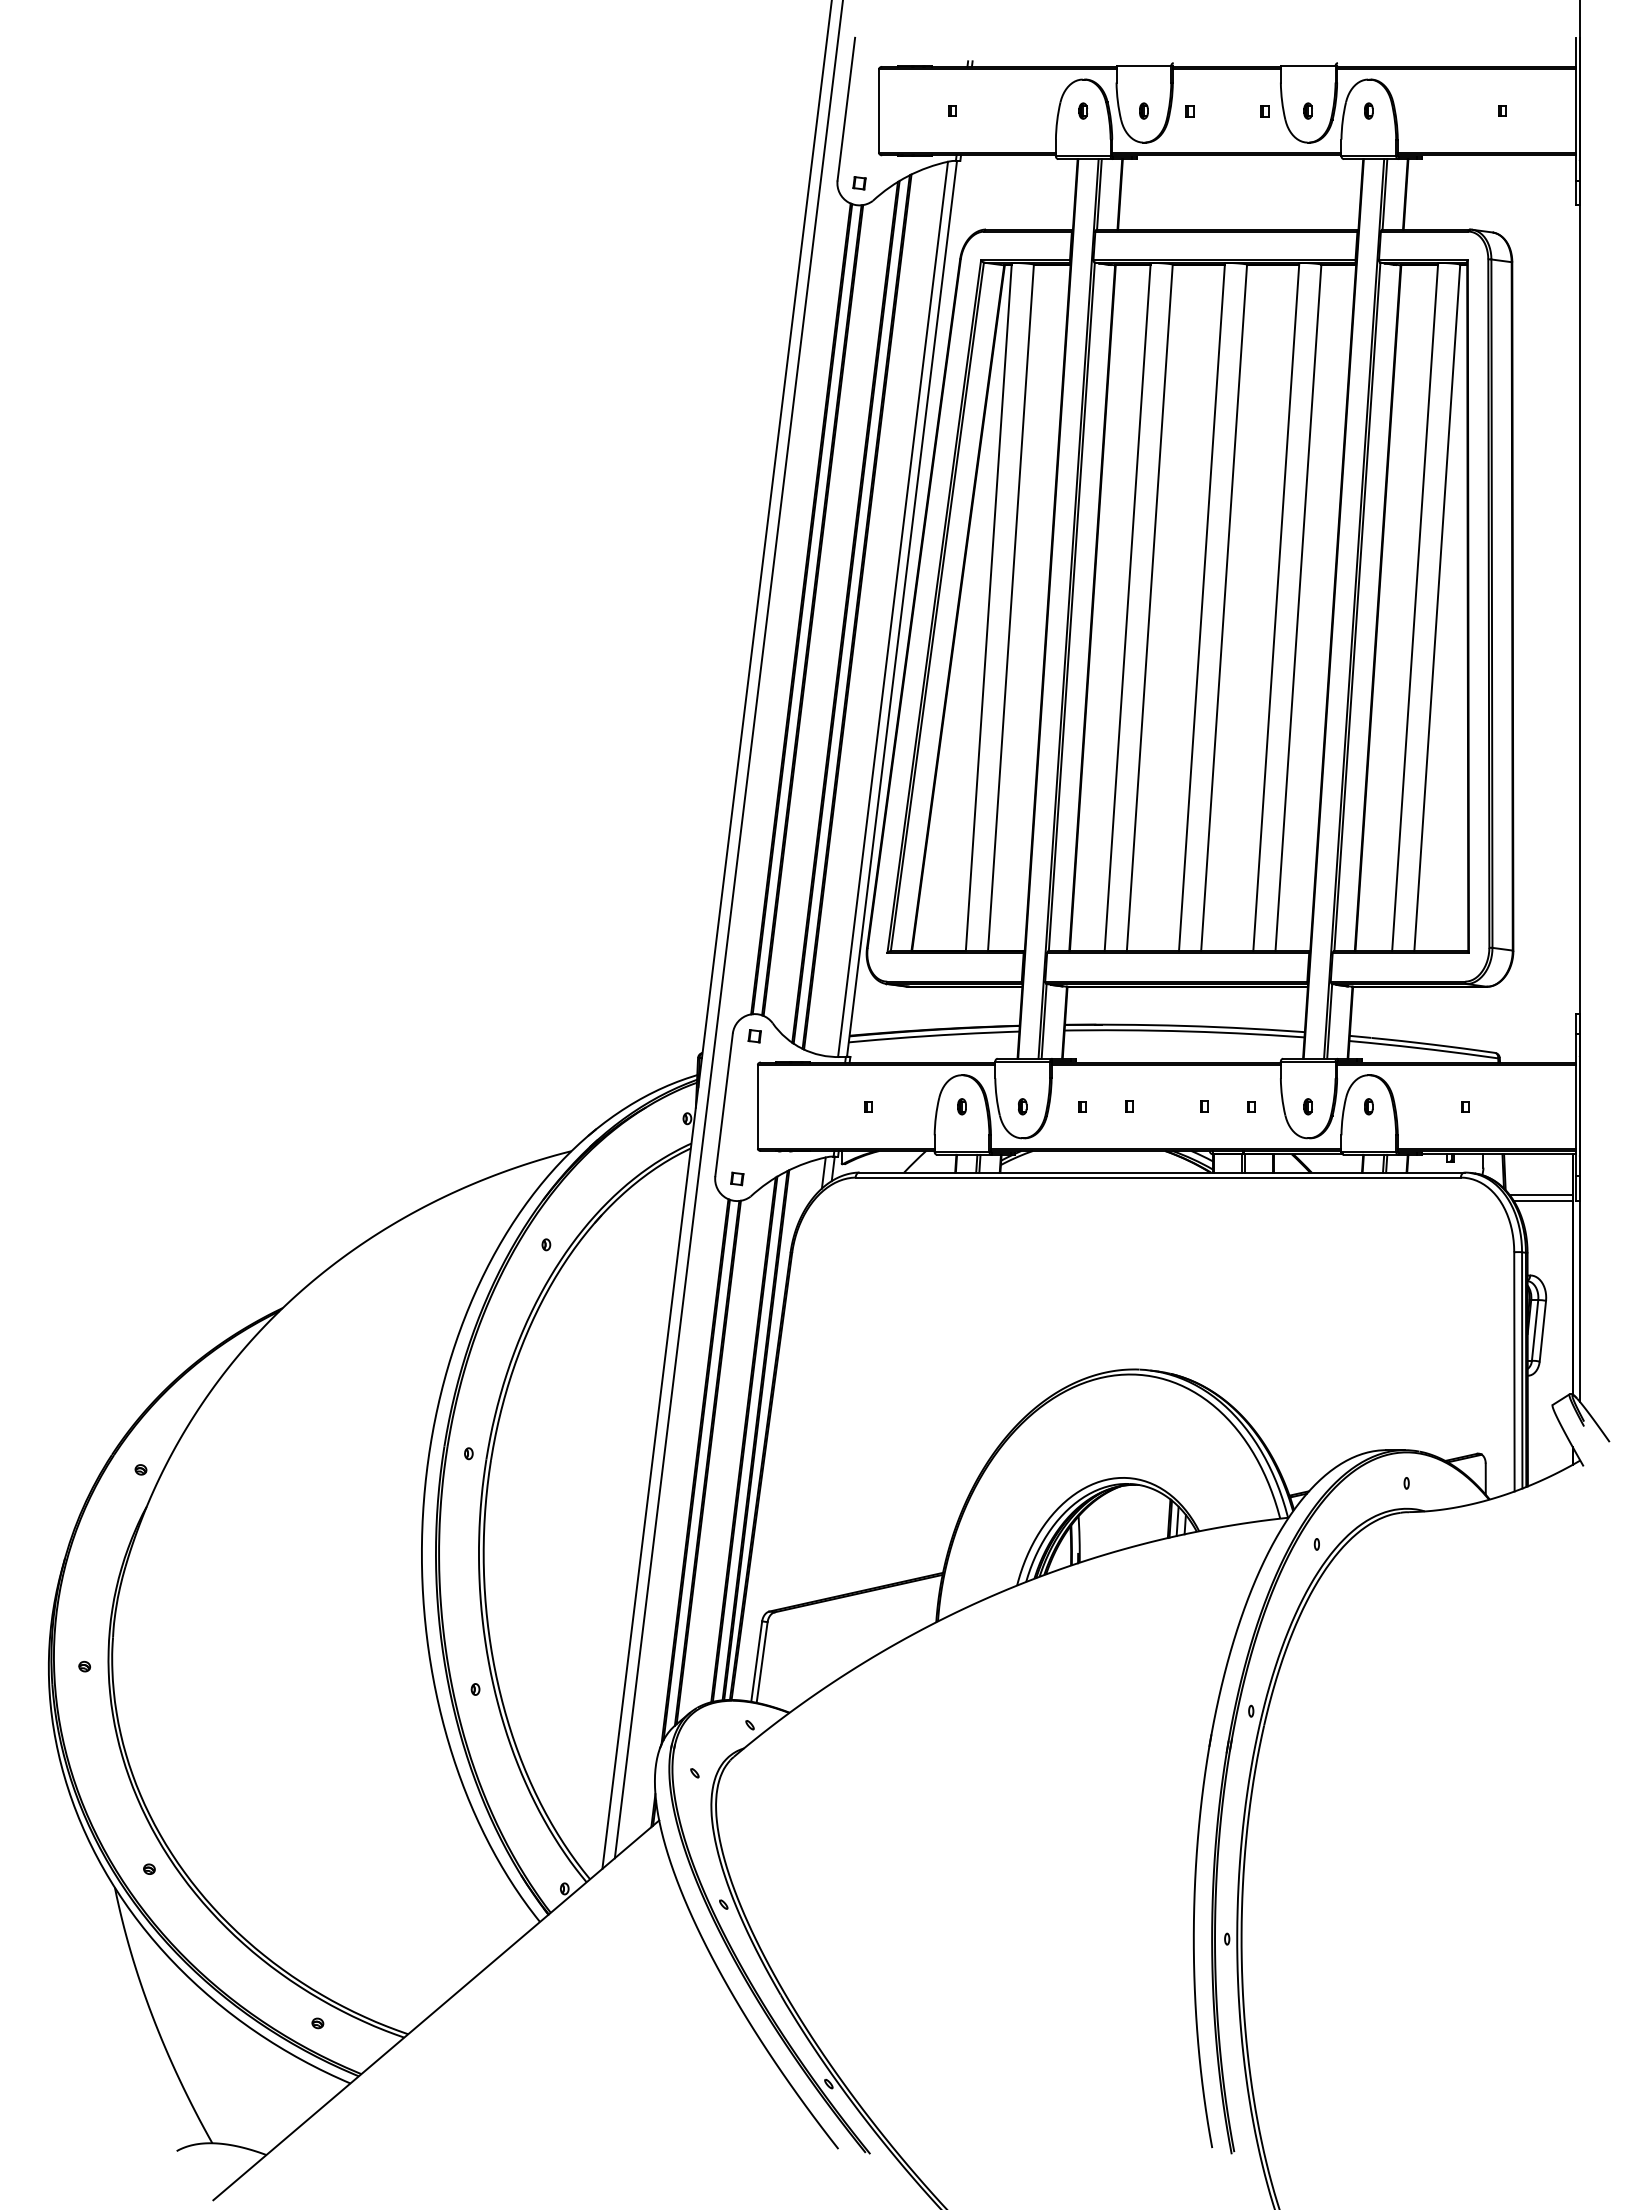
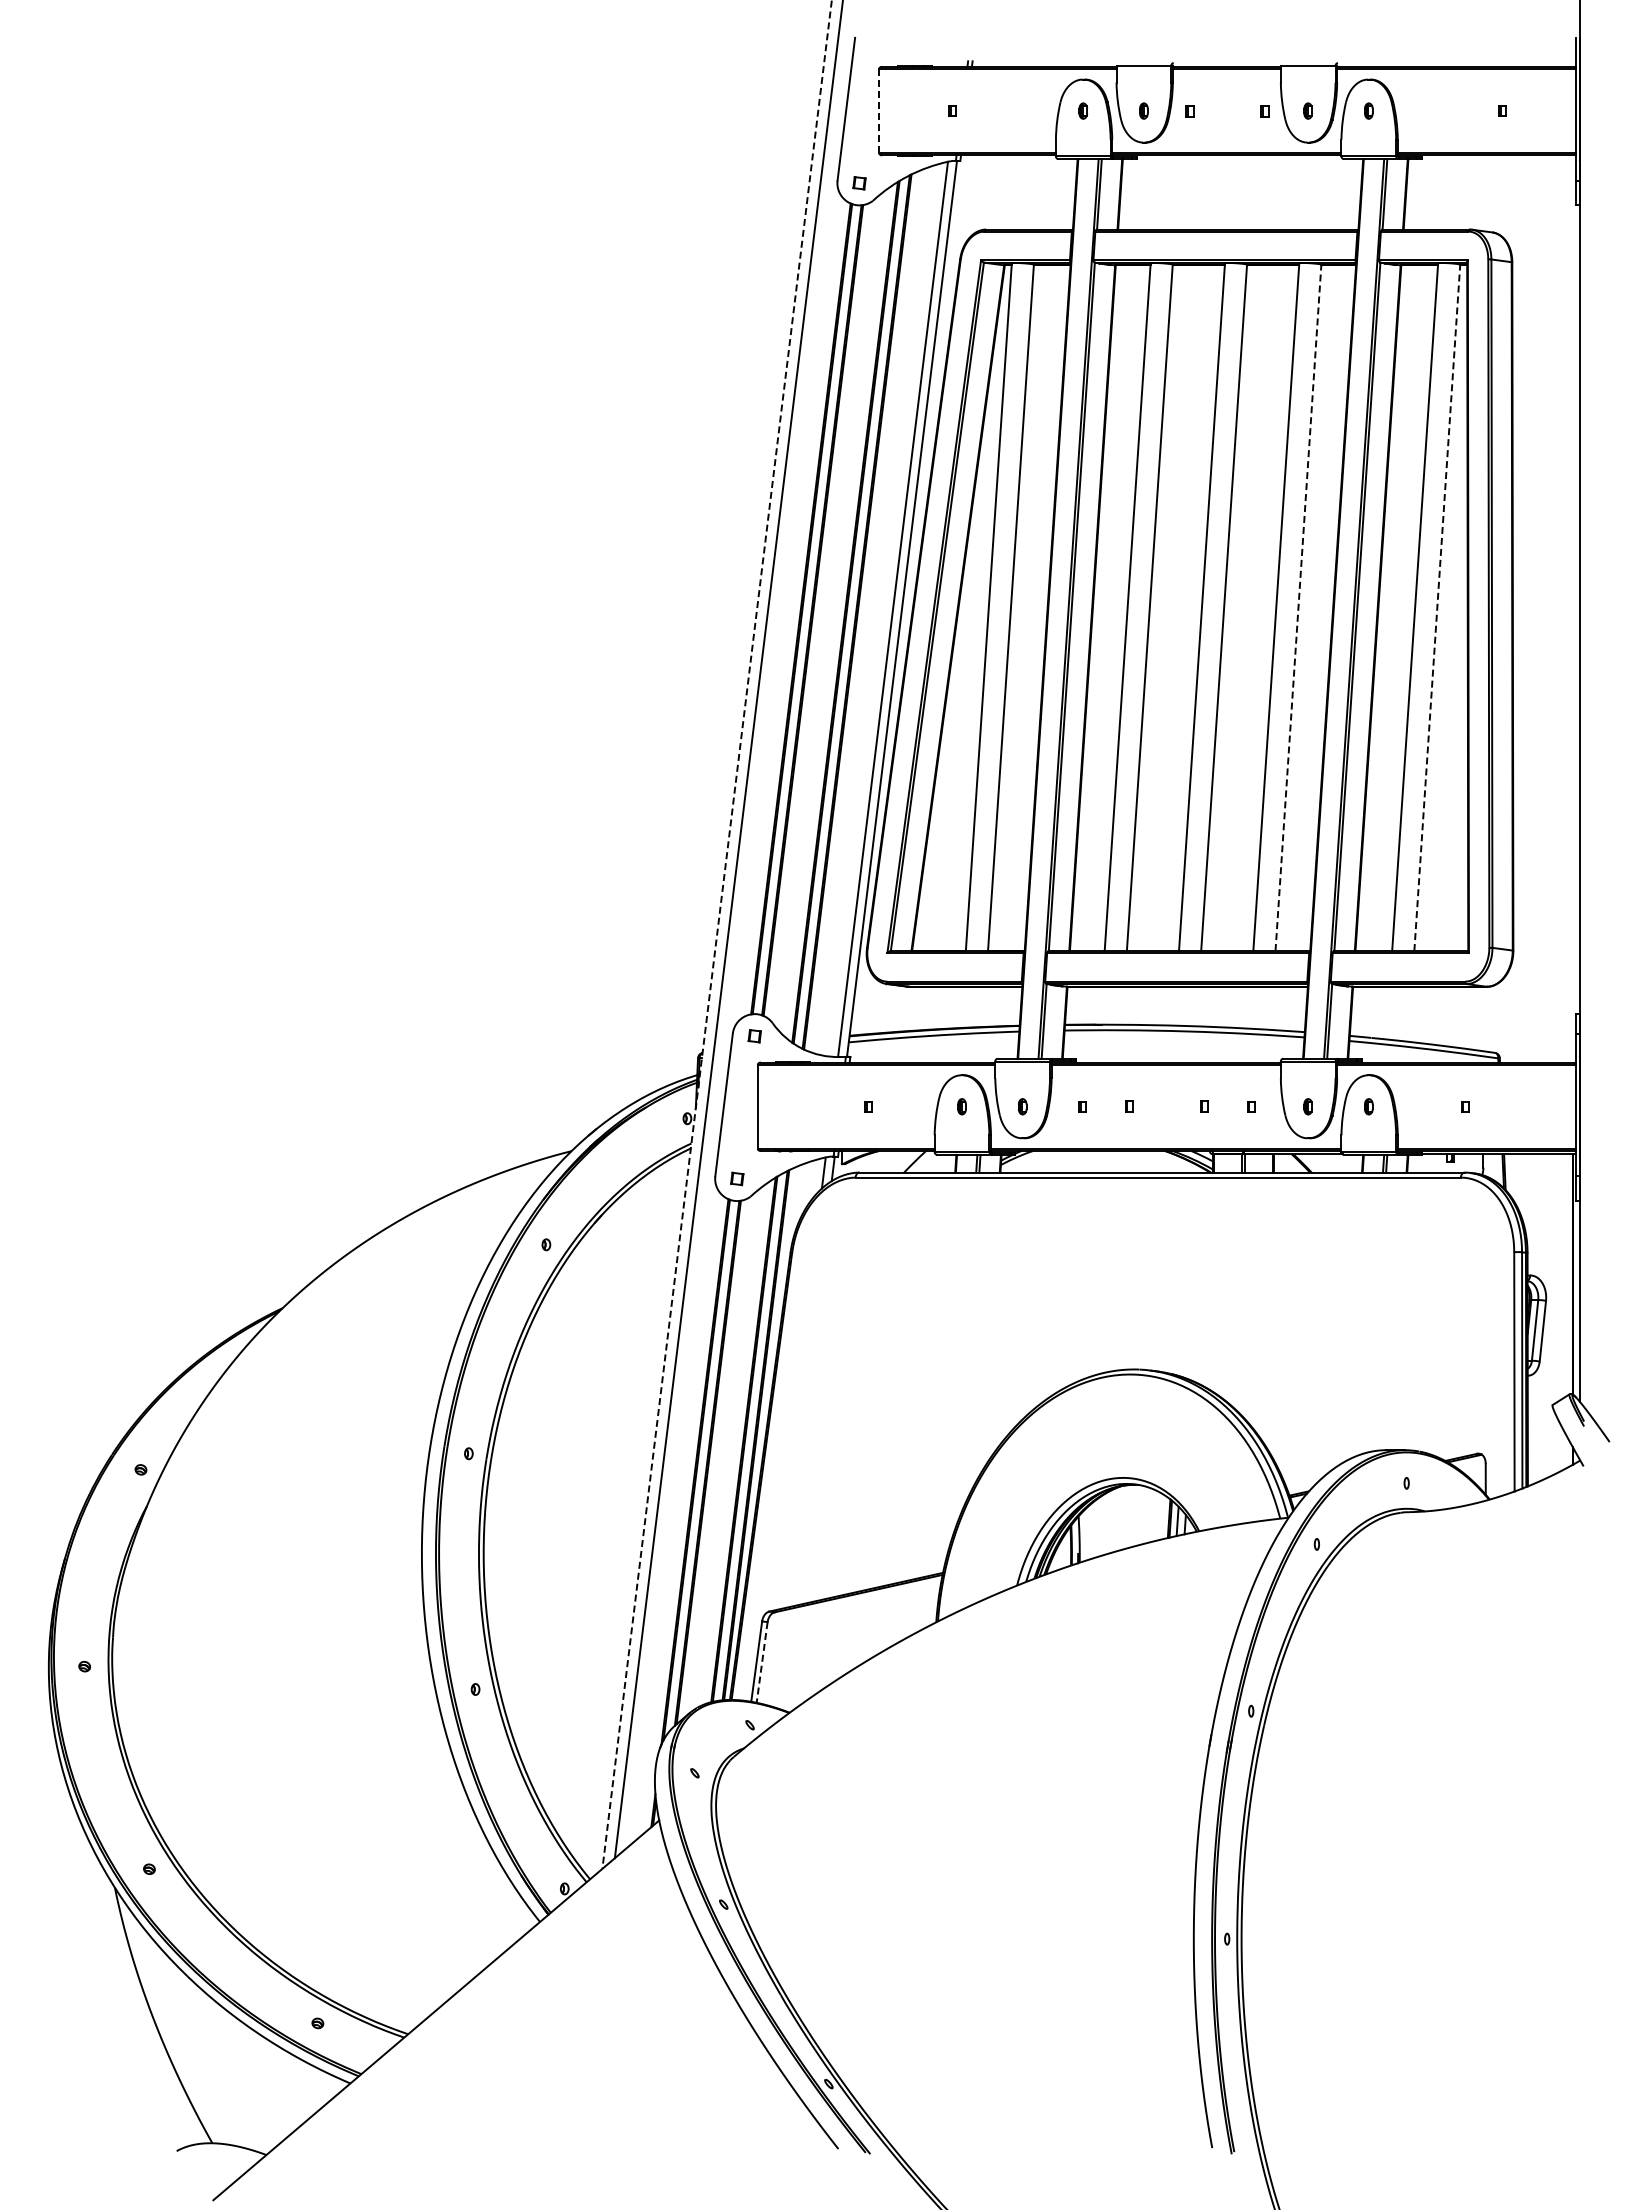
line: solid -> dashed (879, 111)
line: solid -> dashed (1298, 607)
line: solid -> dashed (1437, 607)
line: solid -> dashed (717, 935)
line: present -> none (1540, 1195)
line: present -> none (1542, 1200)
line: solid -> dashed (762, 1662)
